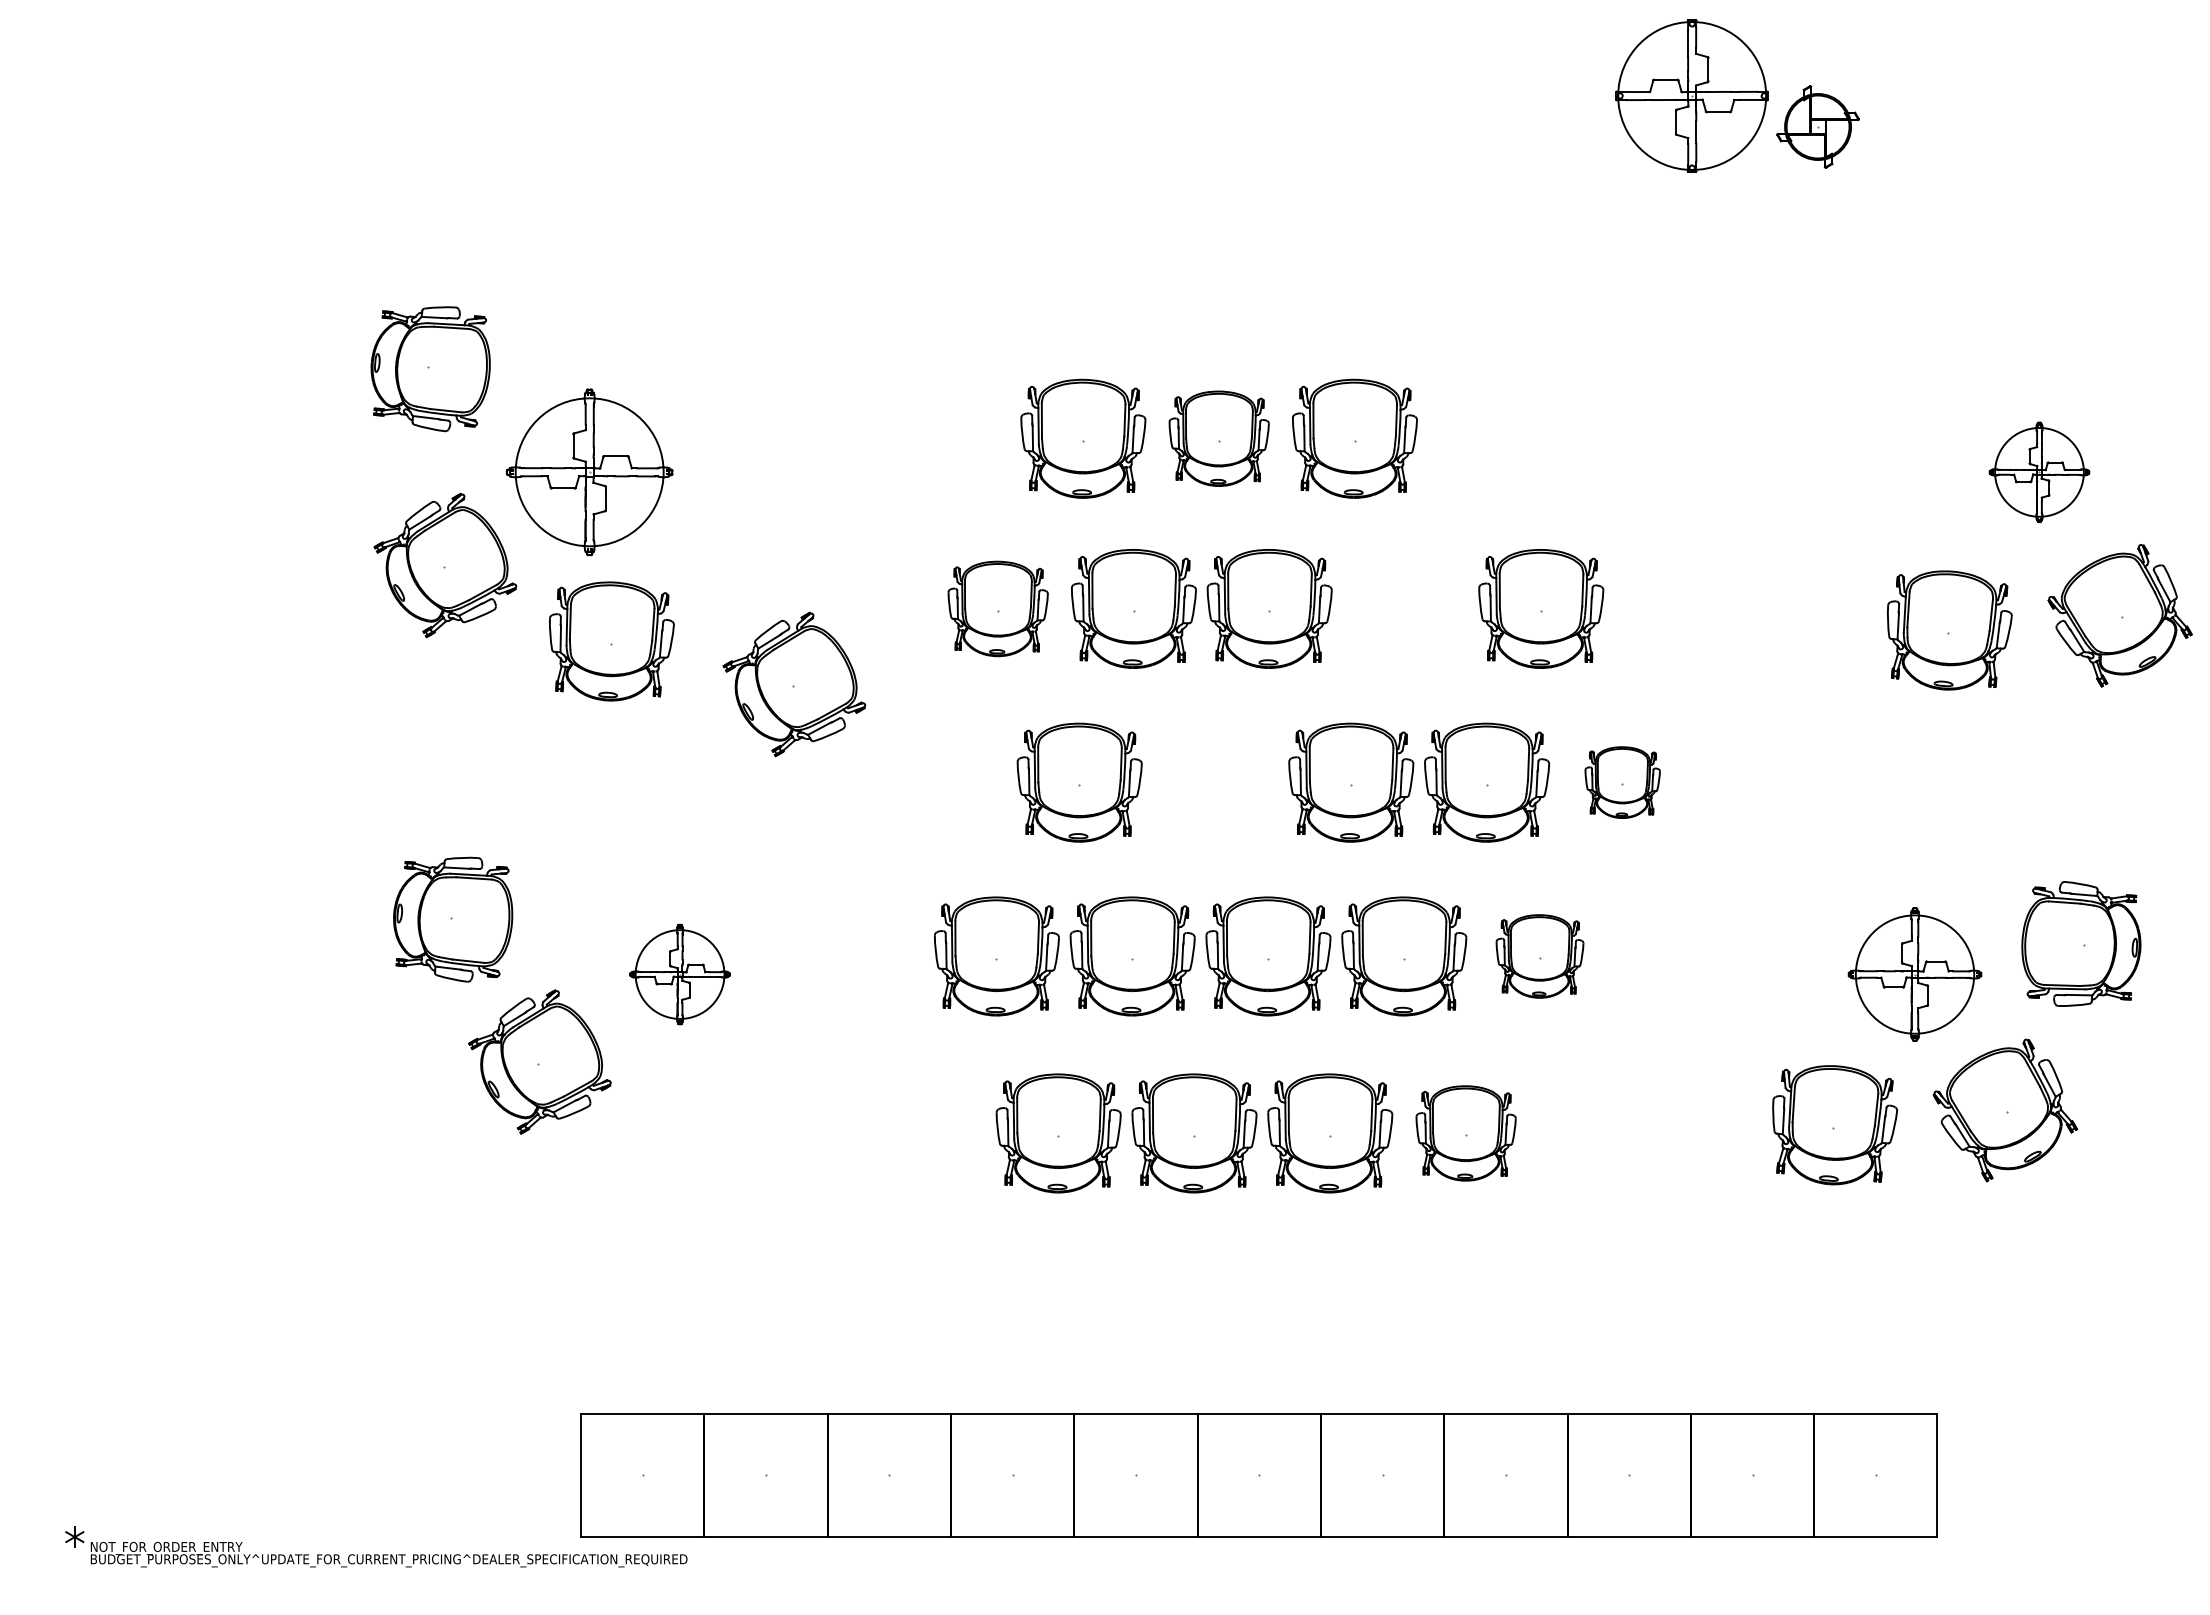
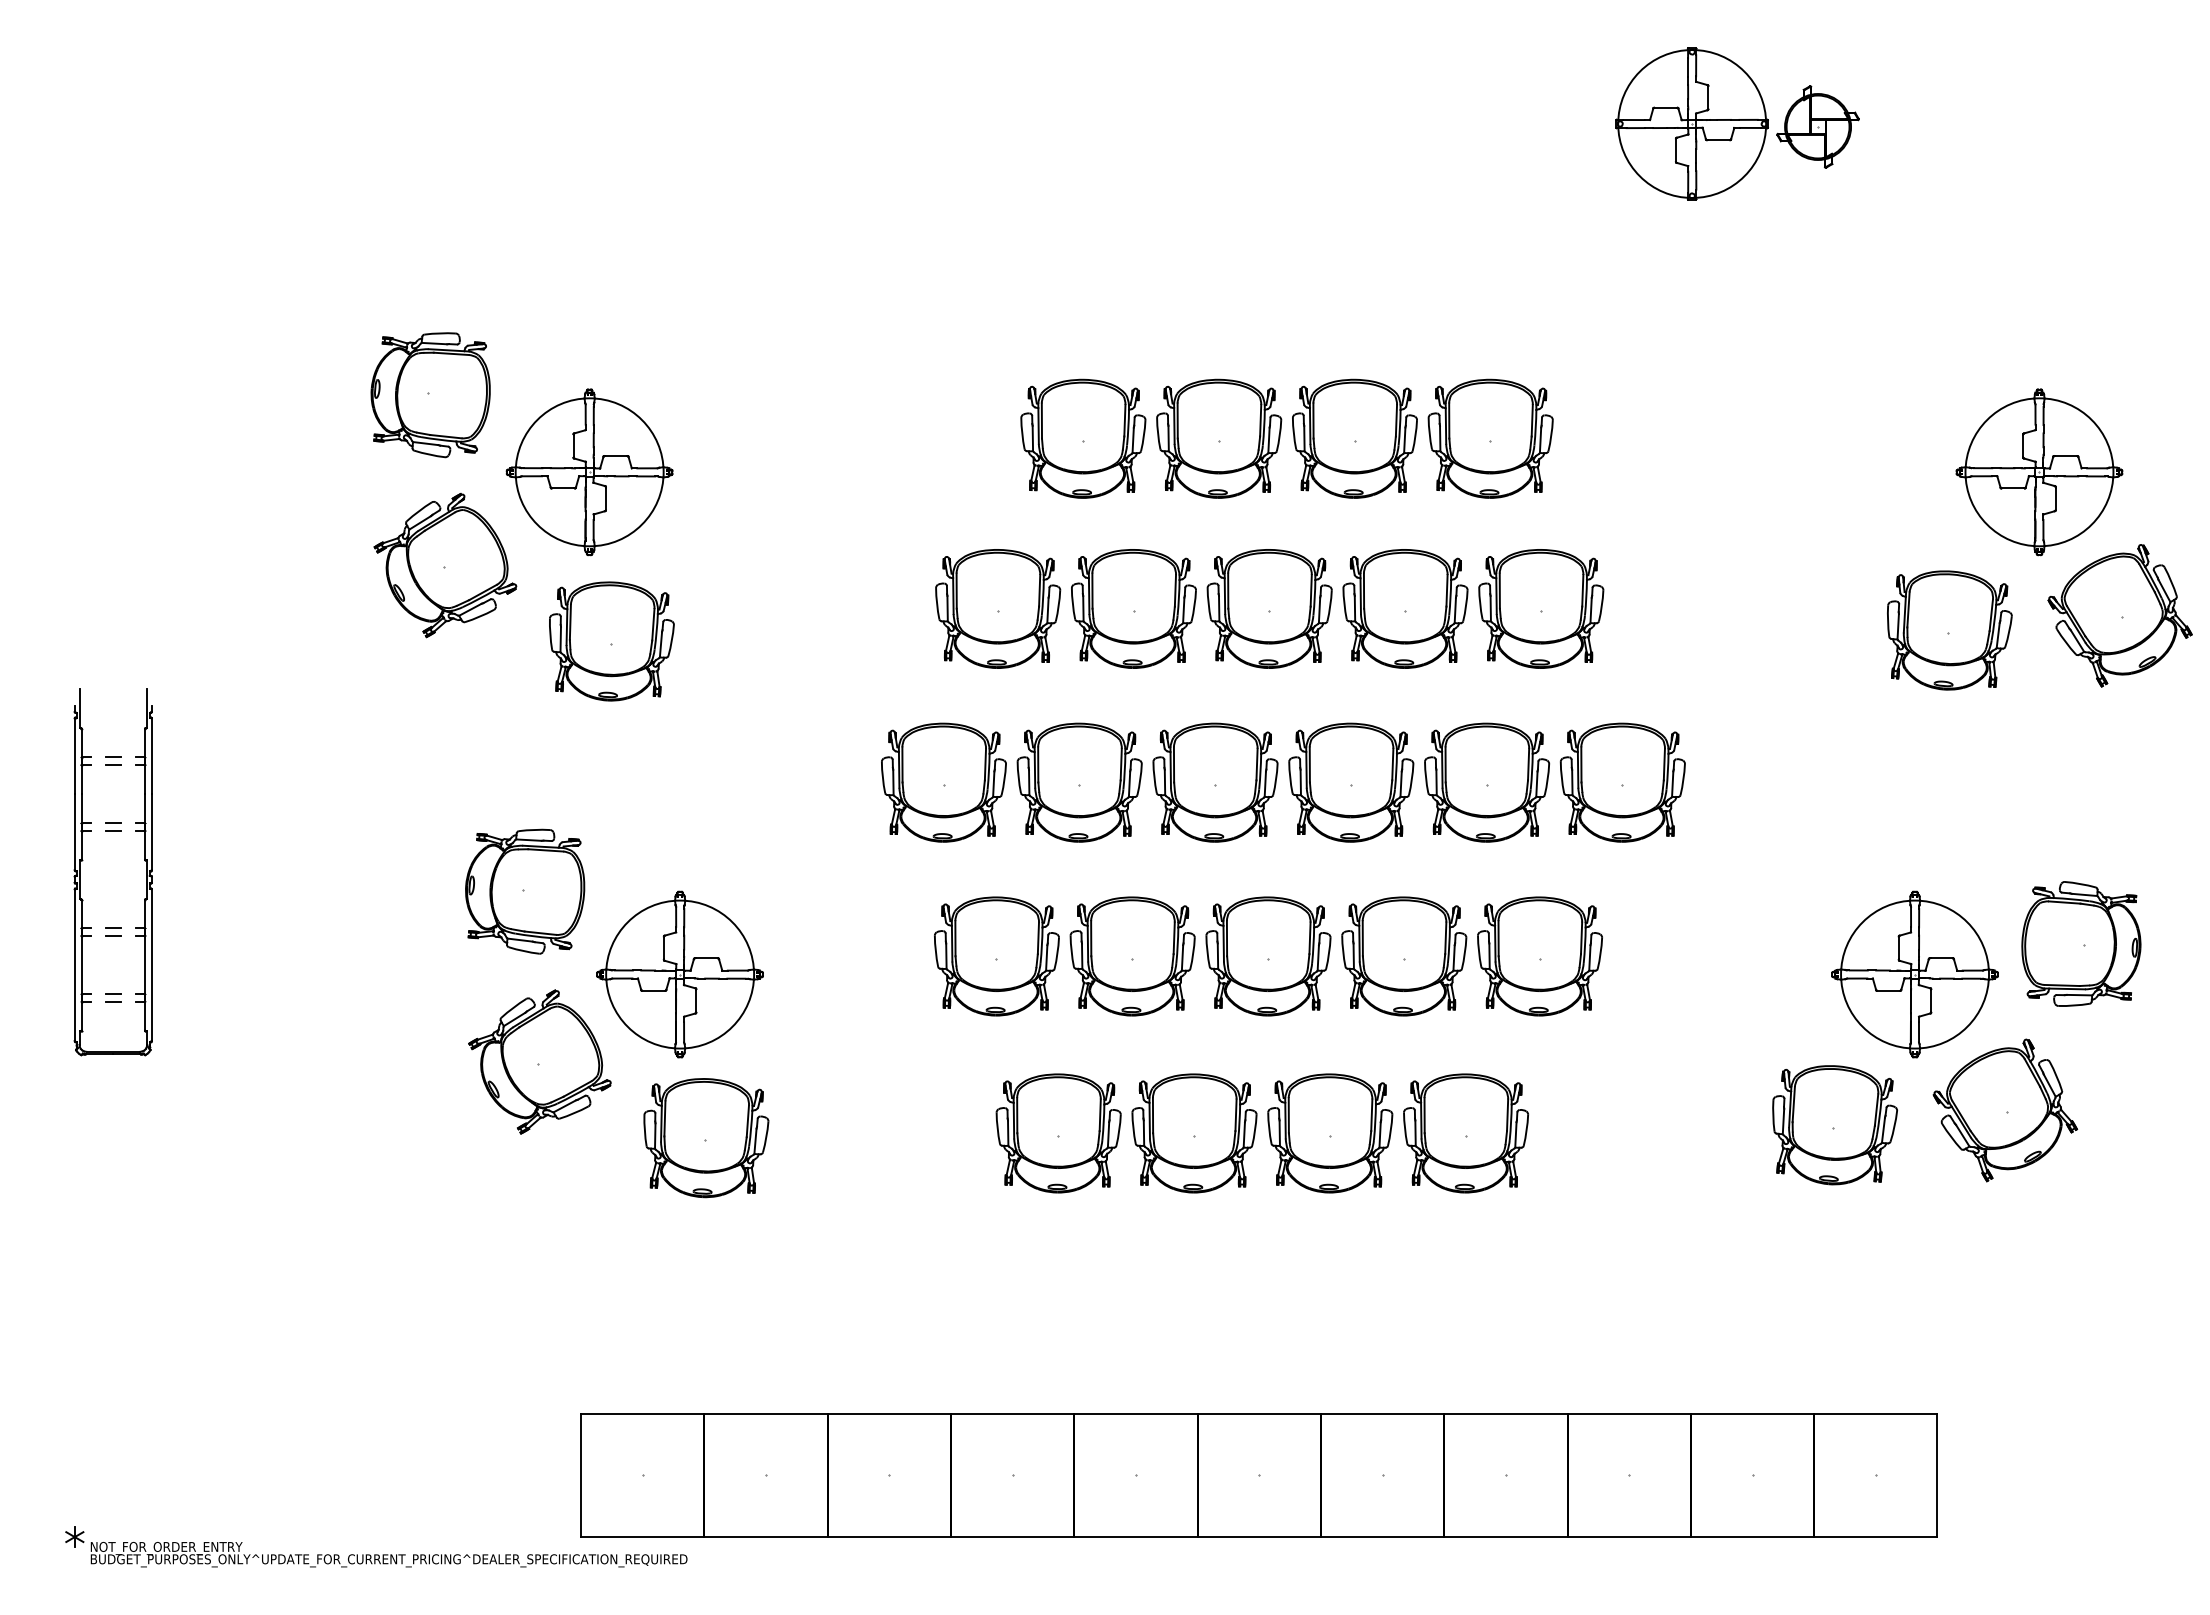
part position: (1691, 95) -> (1691, 123) (1691, 123)
part position: (430, 369) -> (430, 395) (430, 395)
part size: 102x97 px -> 127x121 px (1219, 438)
part: none -> present (1490, 438)
part size: 103x103 px -> 169x169 px (2039, 472)
part size: 102x98 px -> 127x120 px (998, 608)
part: none -> present (1405, 608)
part: present -> none (794, 684)
part: none -> present (943, 782)
part: none -> present (1215, 782)
part size: 77x73 px -> 127x121 px (1622, 782)
part: none -> present (83, 860)
part position: (453, 919) -> (525, 891) (525, 891)
part size: 90x85 px -> 126x121 px (1539, 956)
part size: 102x103 px -> 168x169 px (679, 974)
part size: 136x135 px -> 168x169 px (1914, 974)
part size: 102x97 px -> 127x121 px (1466, 1133)
part: none -> present (706, 1138)
